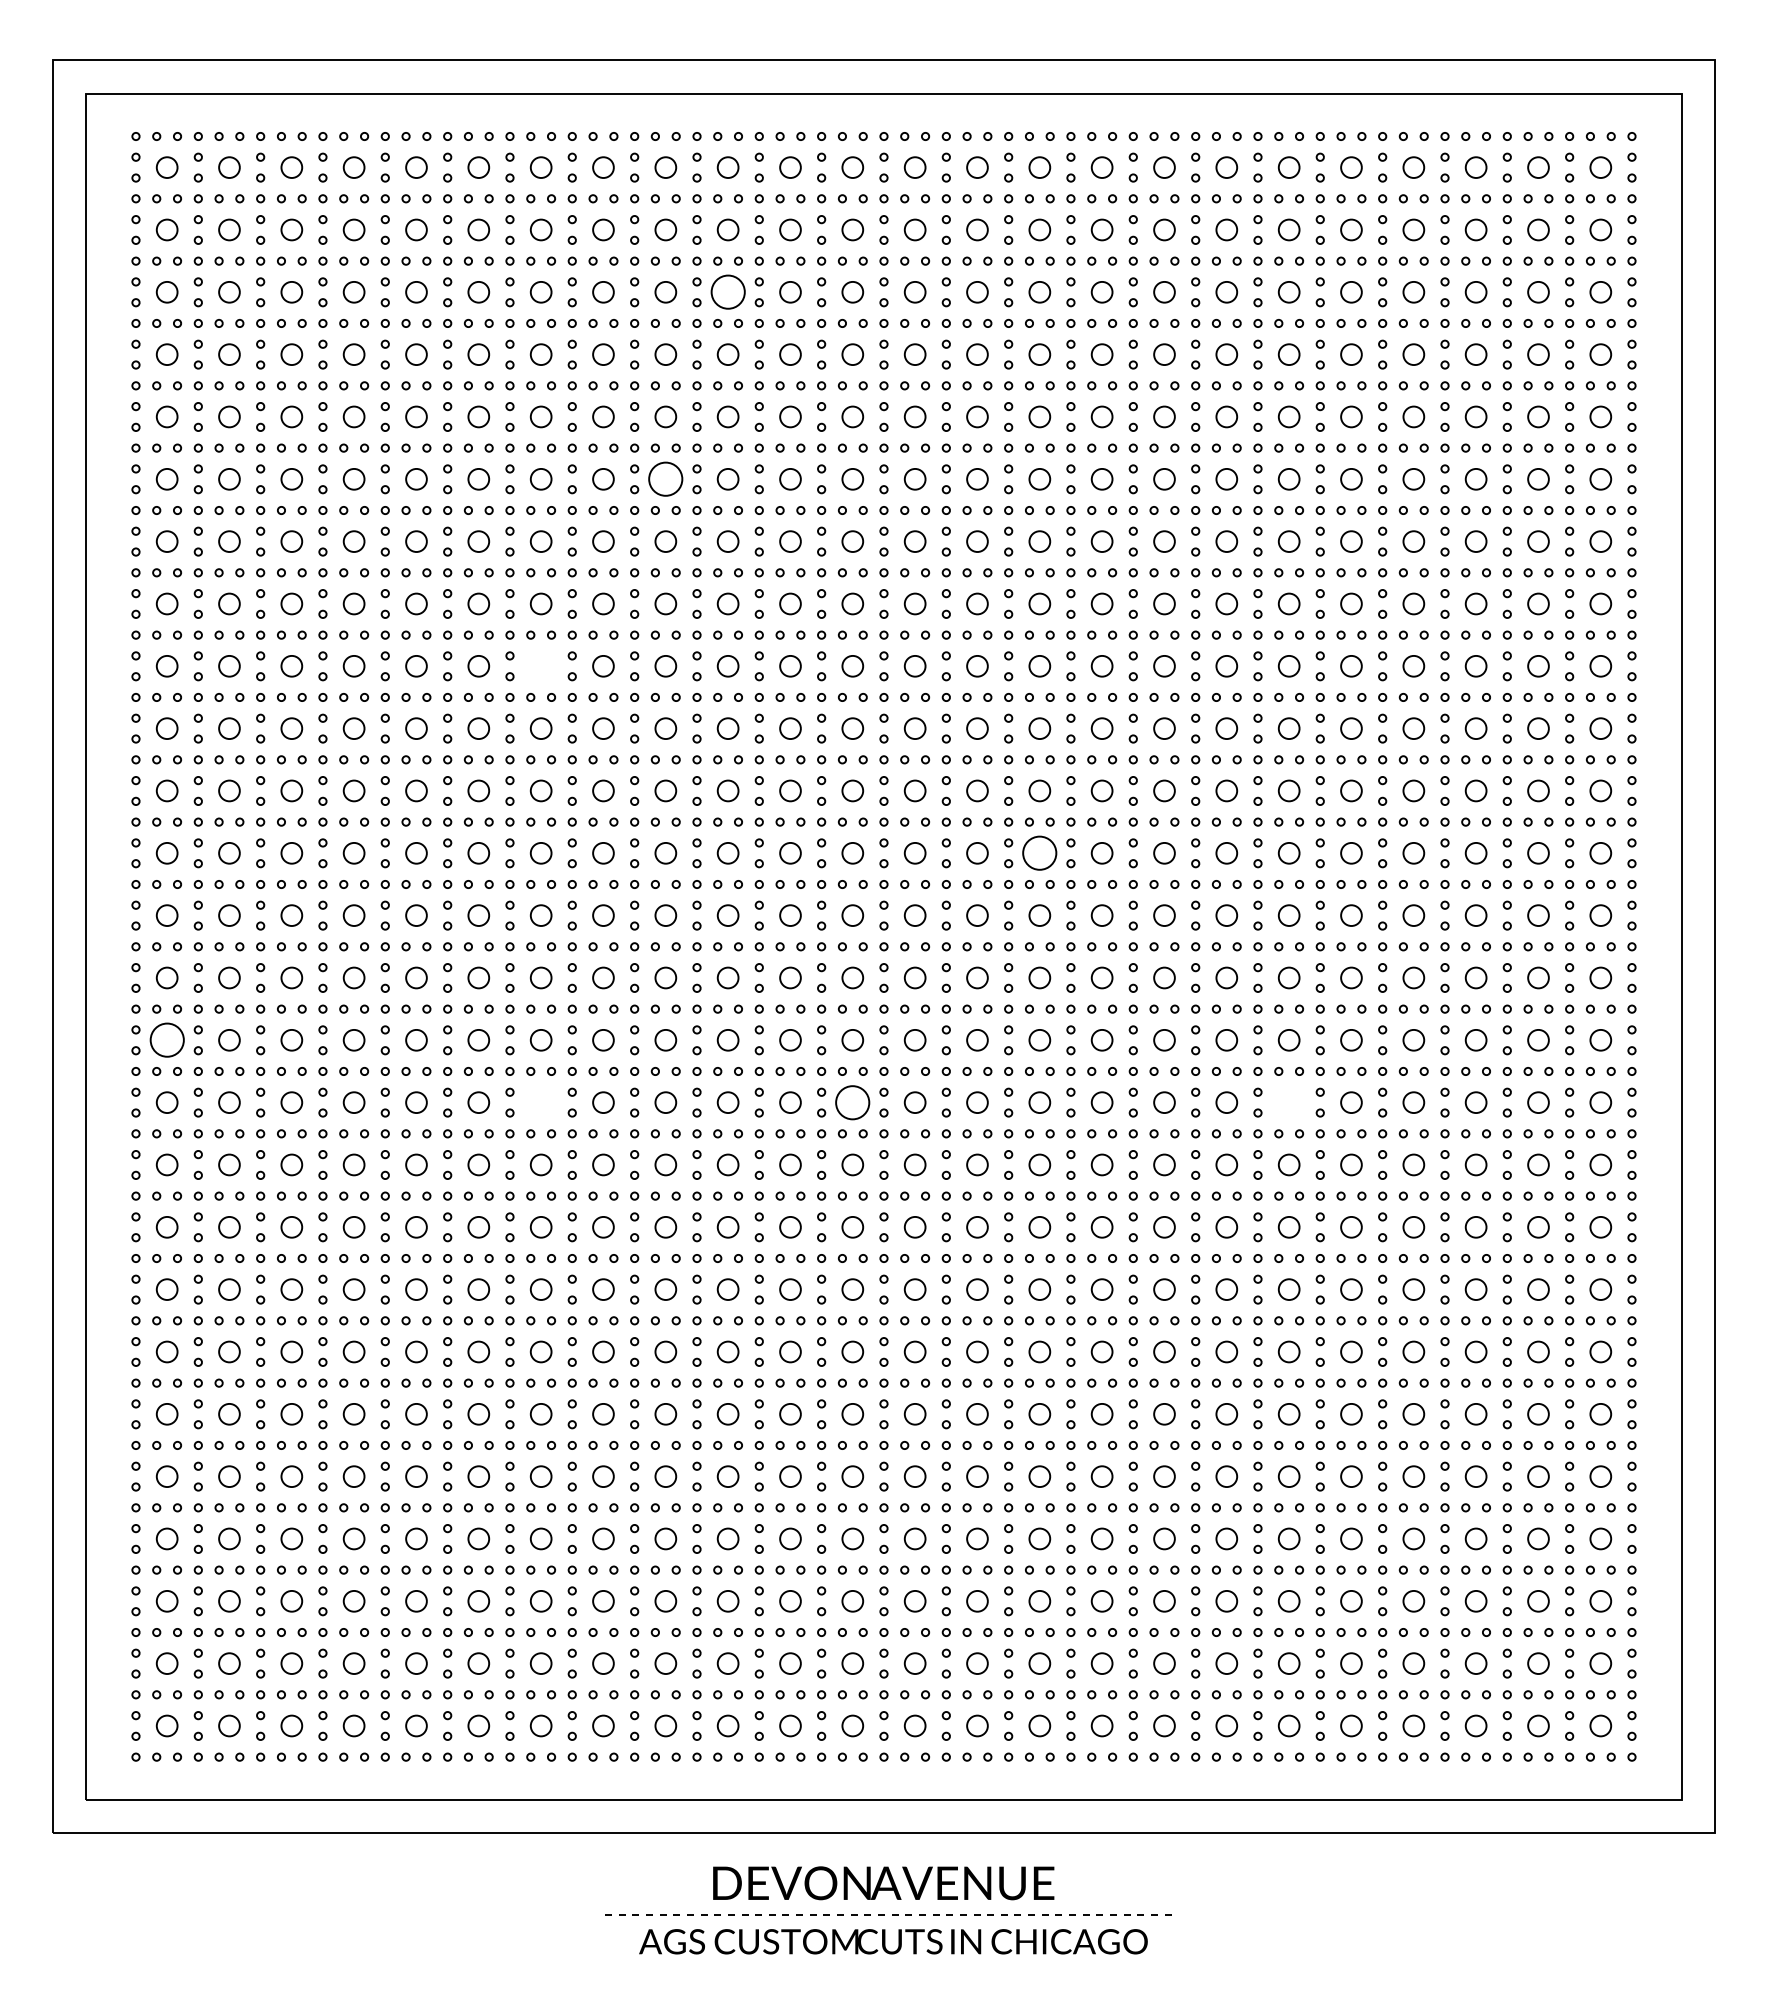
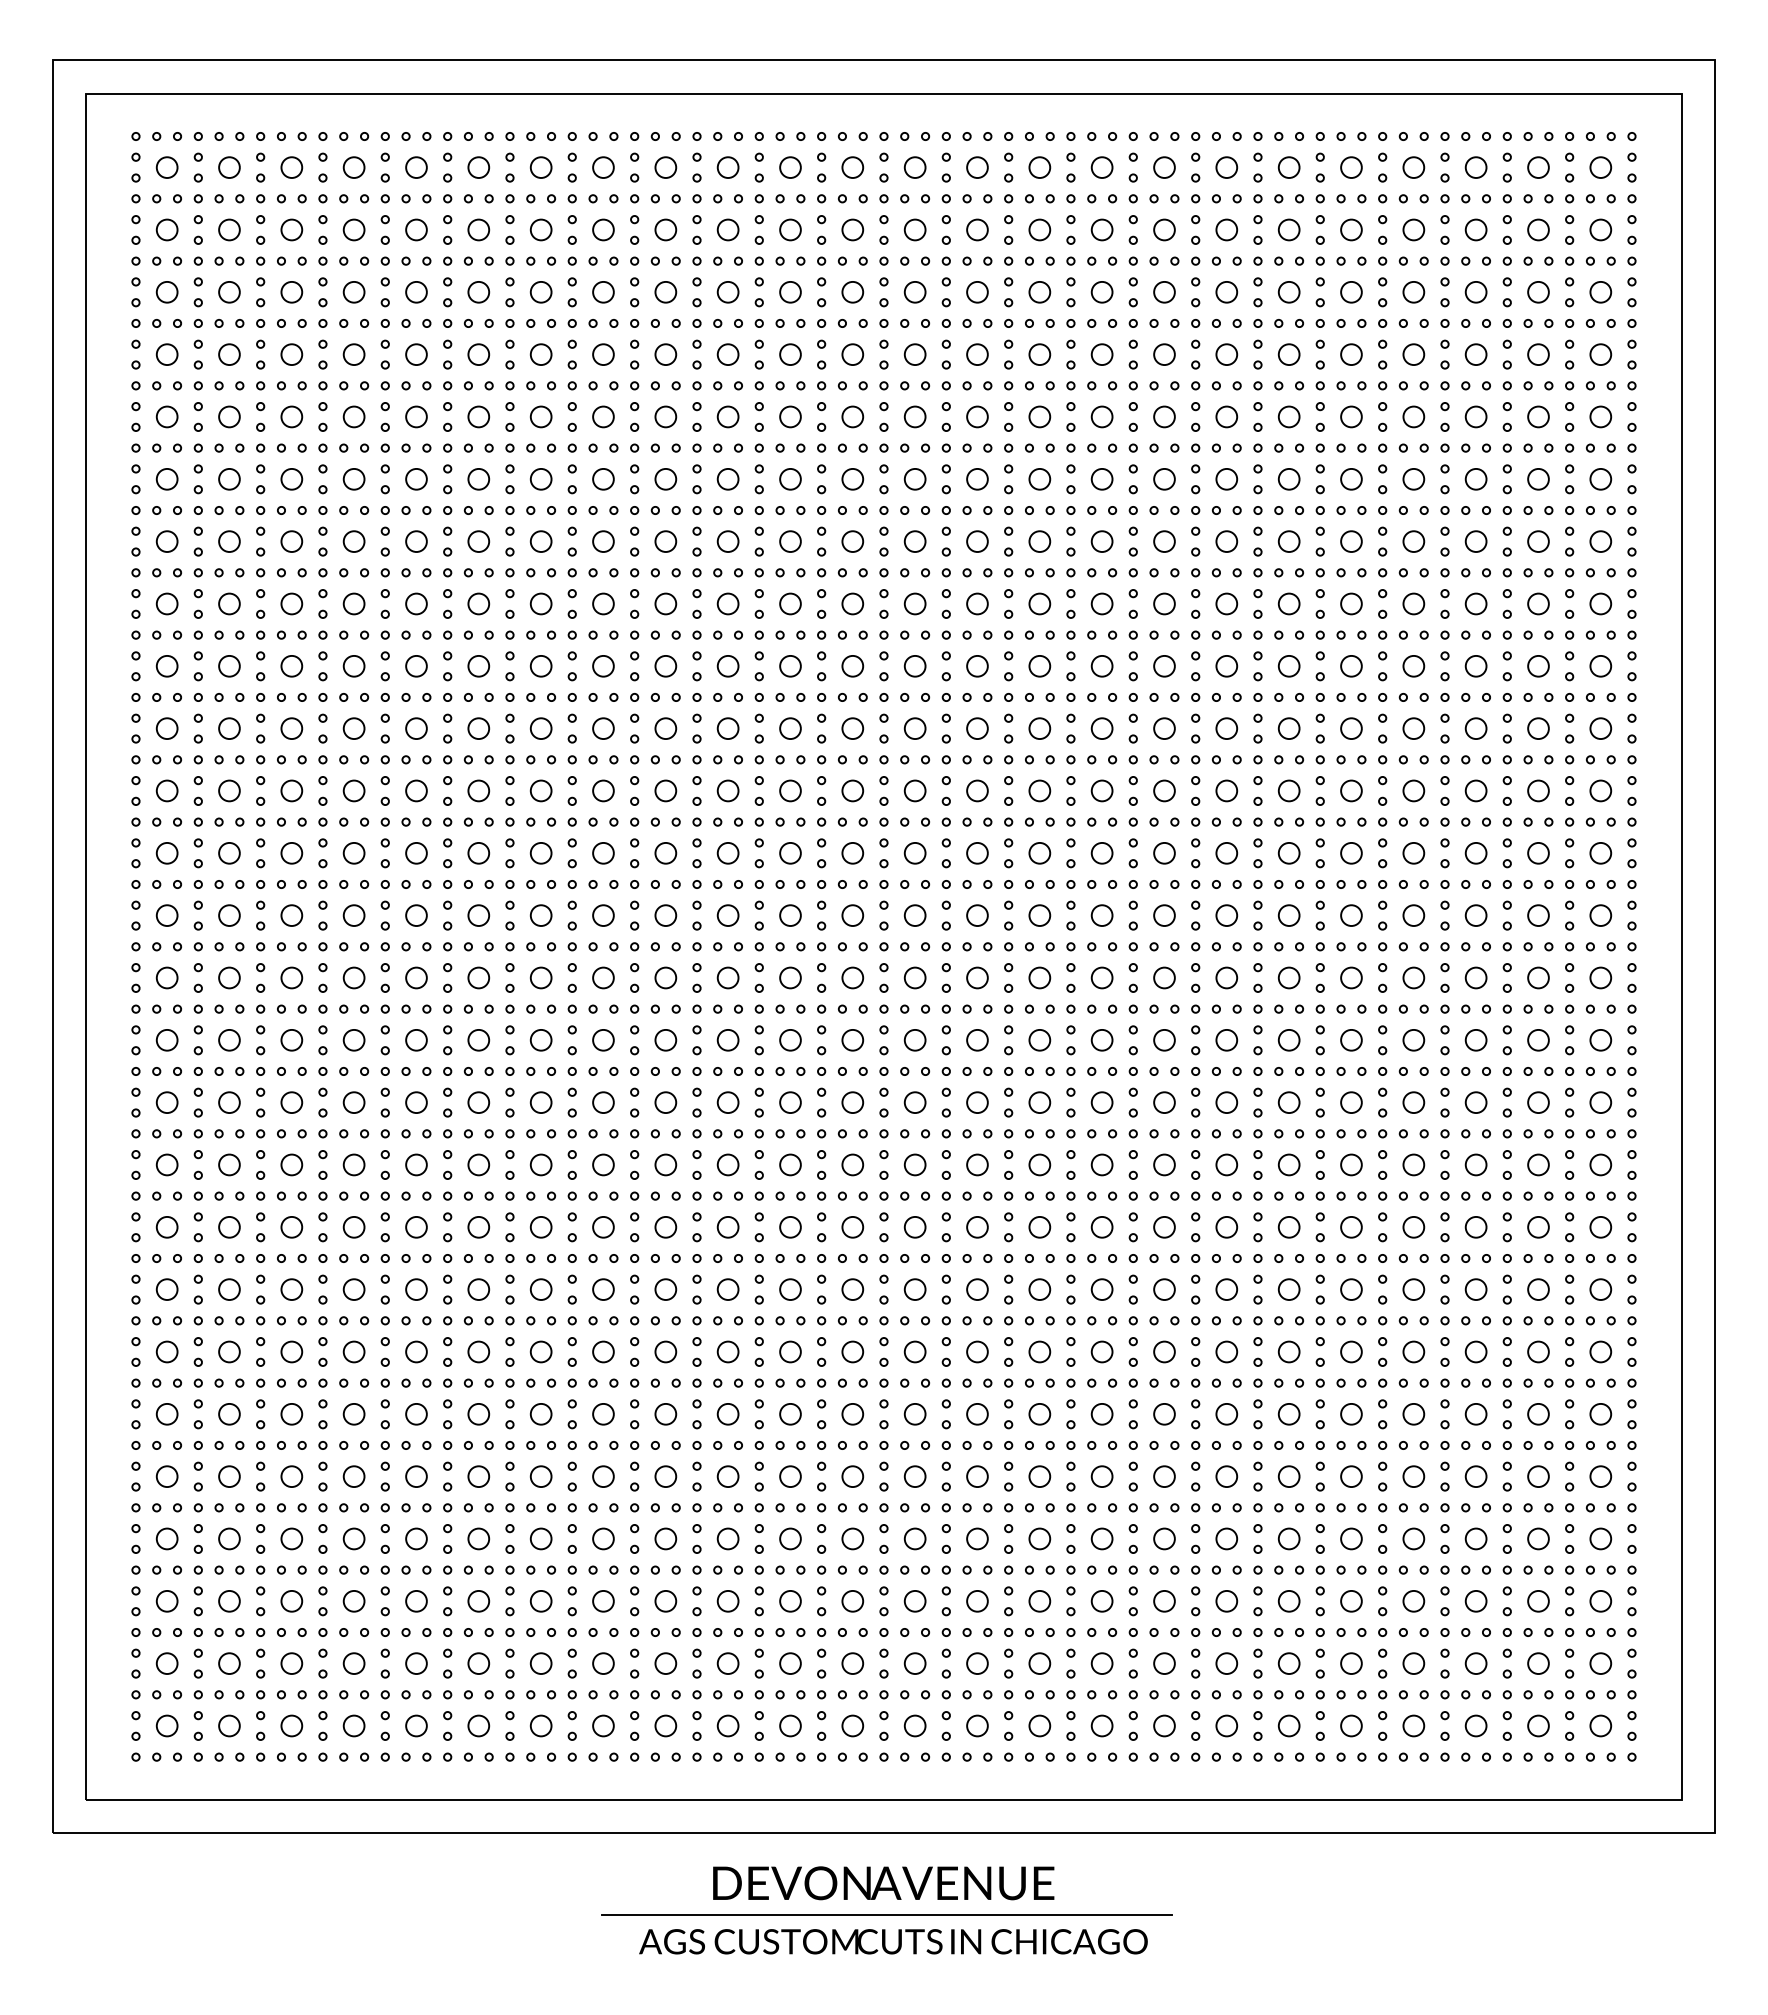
circle size: 36x36 px -> 24x23 px (727, 292)
circle size: 36x36 px -> 24x23 px (665, 479)
circle: none -> present (540, 666)
circle size: 36x36 px -> 24x23 px (1039, 853)
circle size: 36x36 px -> 24x23 px (166, 1040)
circle: none -> present (540, 1102)
circle size: 36x36 px -> 24x23 px (852, 1102)
circle: none -> present (1288, 1102)
line: dashed -> solid (886, 1914)
